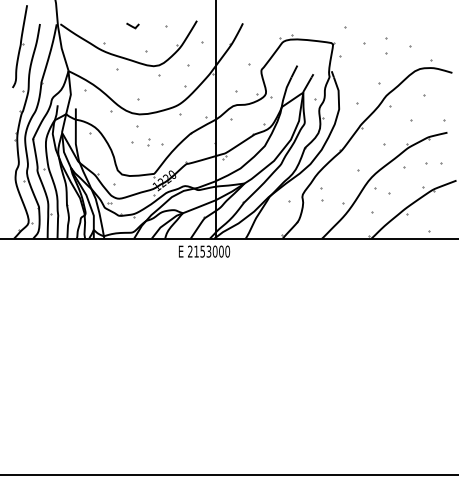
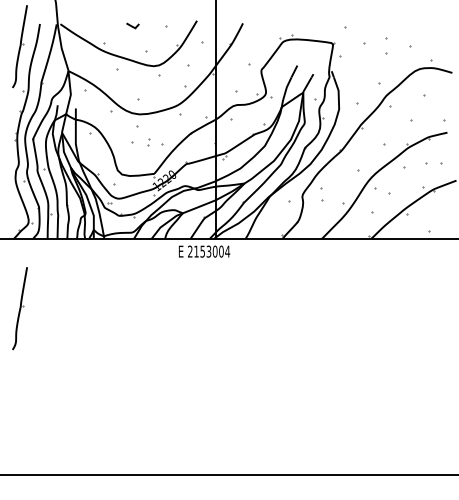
text: 2153000 -> 2153004 (227, 251)
part: none -> present (19, 308)
